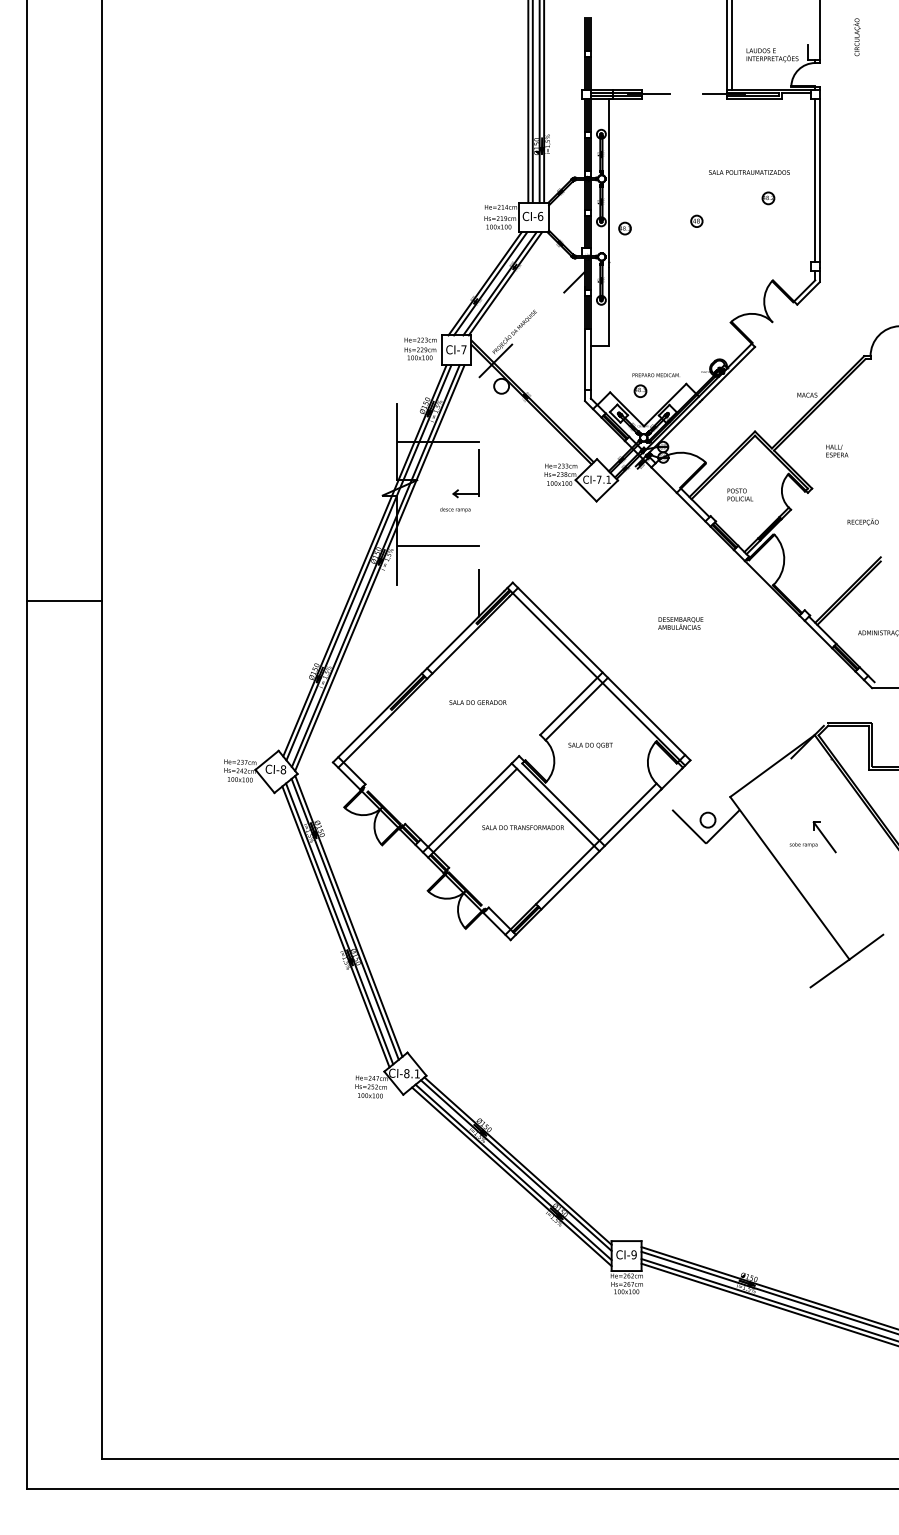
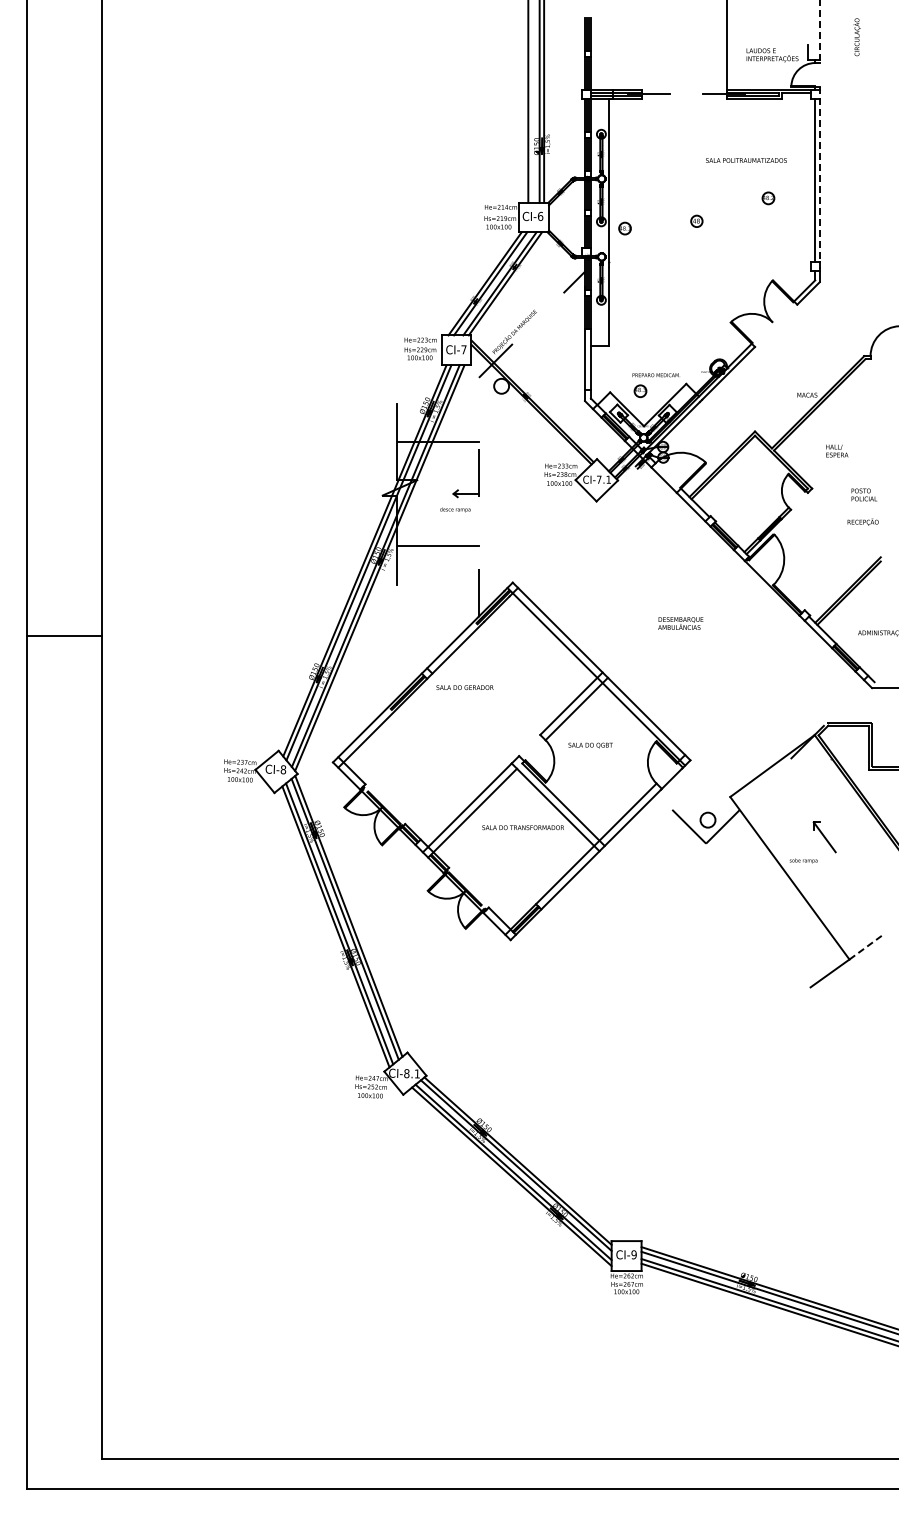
line: solid -> dashed (819, 32)
line: present -> none (731, 45)
line: present -> none (532, 102)
text position: (749, 172) -> (746, 160) (746, 160)
line: solid -> dashed (819, 174)
text position: (740, 494) -> (864, 494) (864, 494)
line position: (63, 600) -> (63, 635) (63, 635)
text position: (477, 702) -> (464, 687) (464, 687)
text position: (803, 844) -> (803, 860) (803, 860)
line: solid -> dashed (866, 947)
